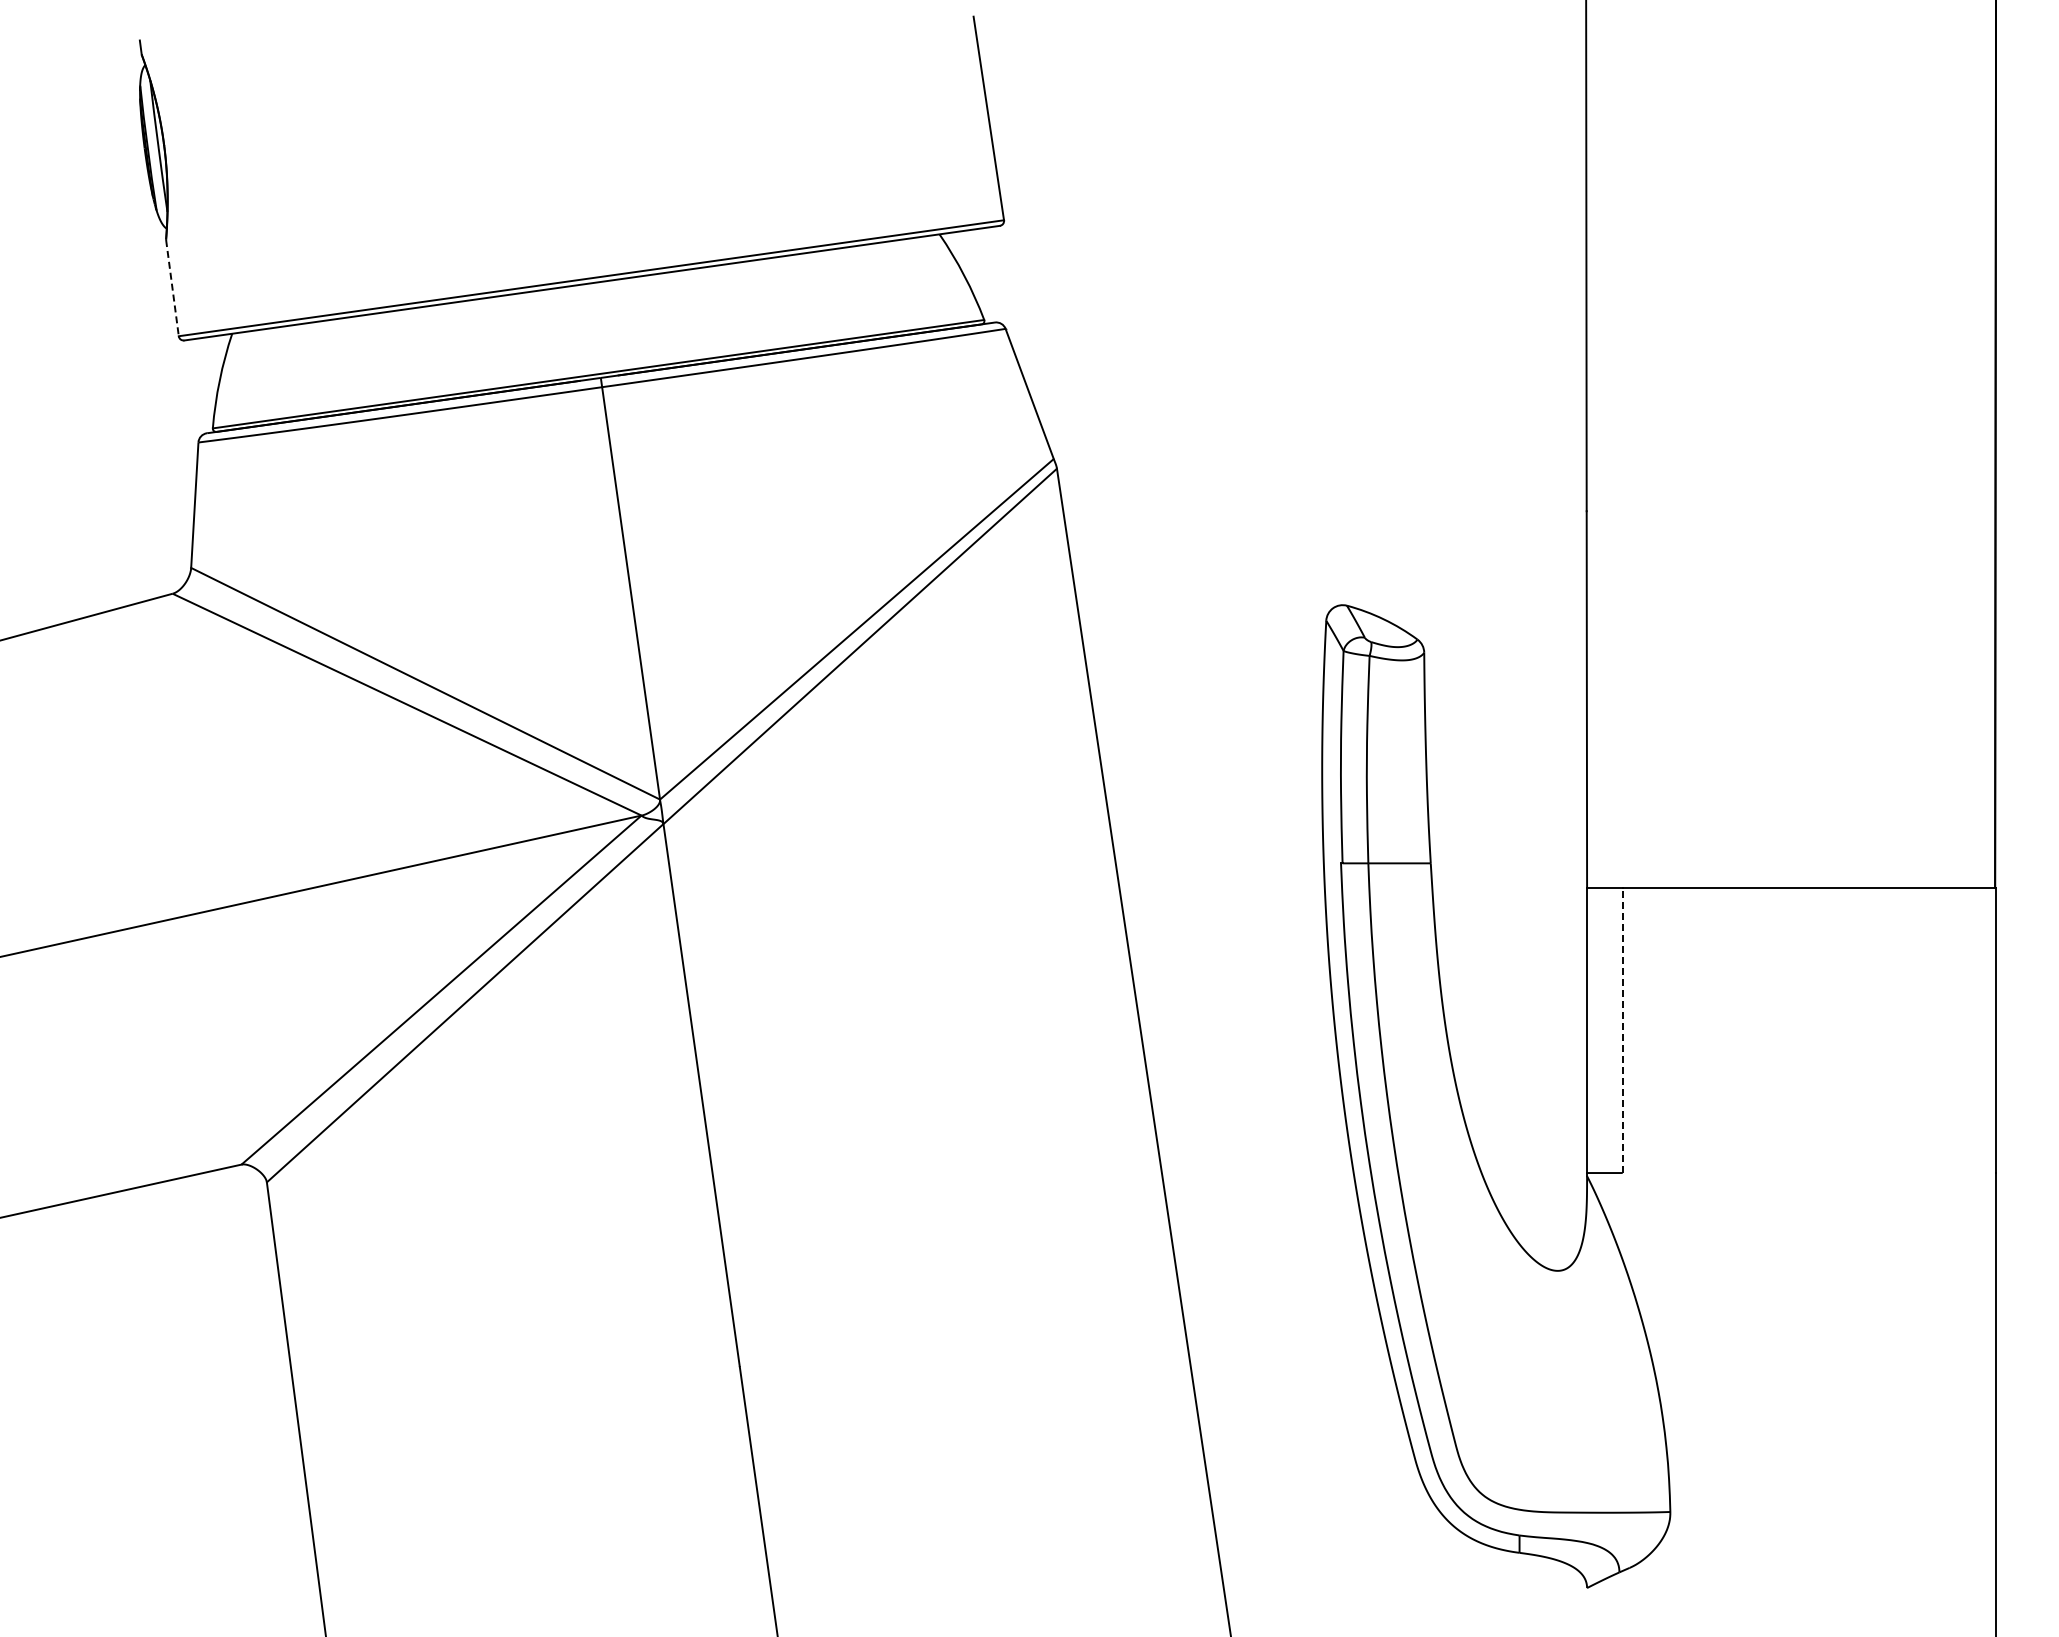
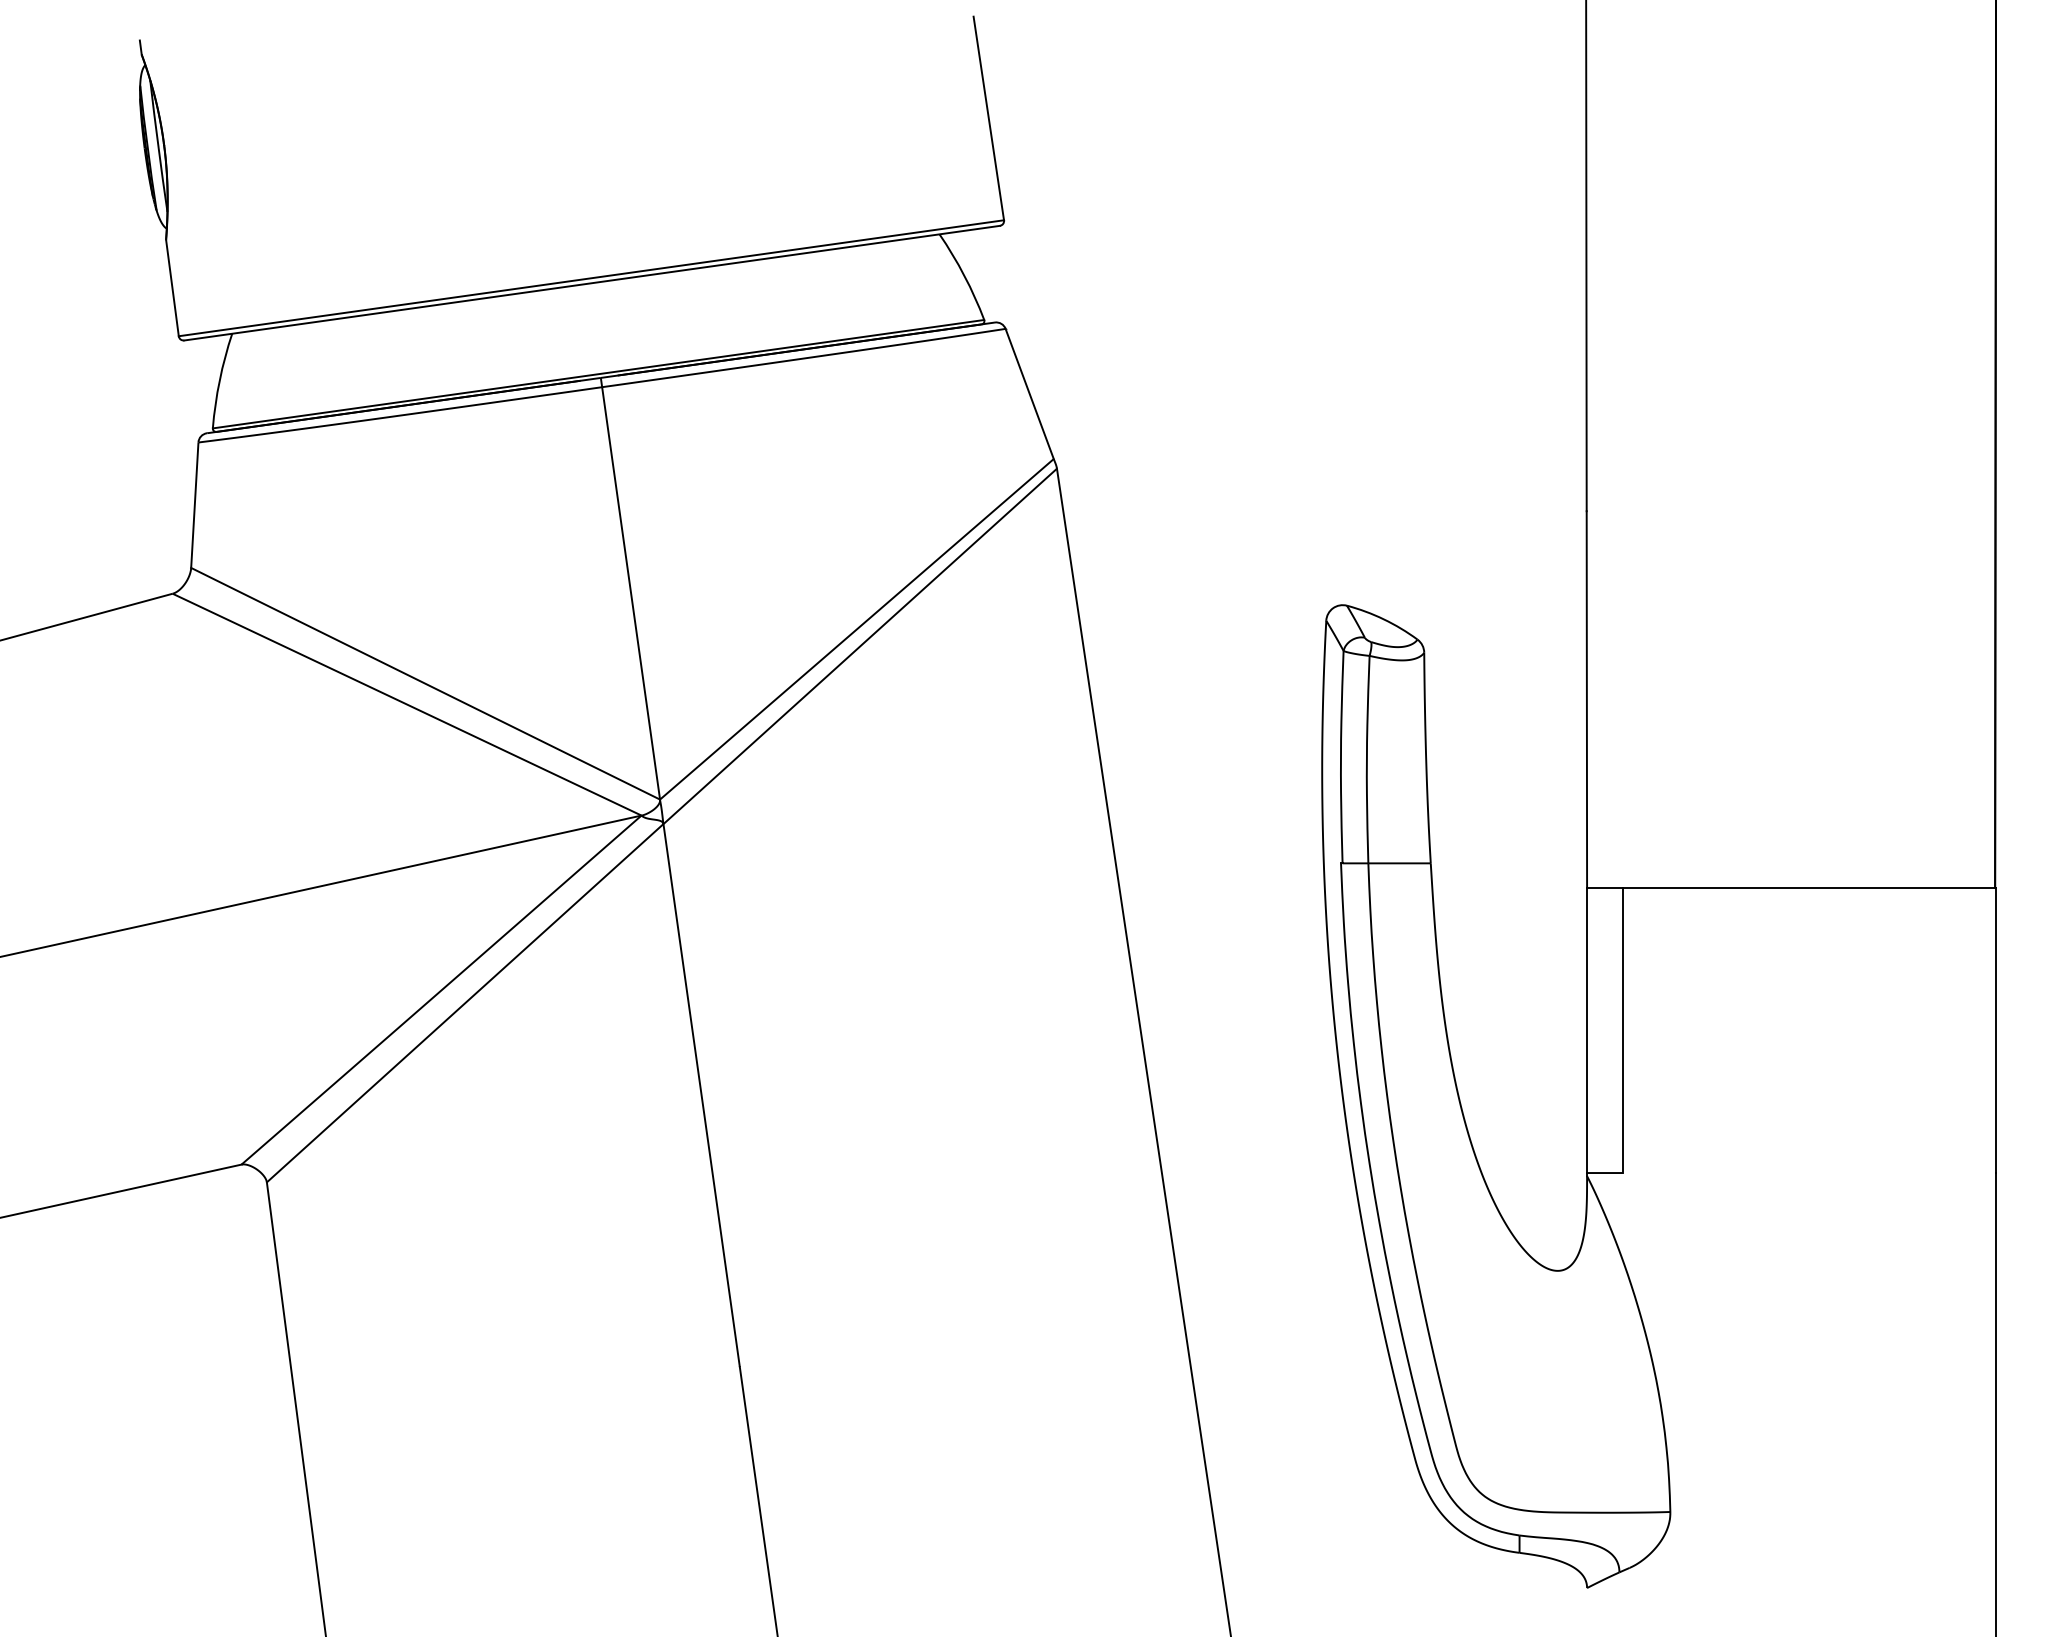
line: dashed -> solid (172, 288)
line: dashed -> solid (1622, 1030)
